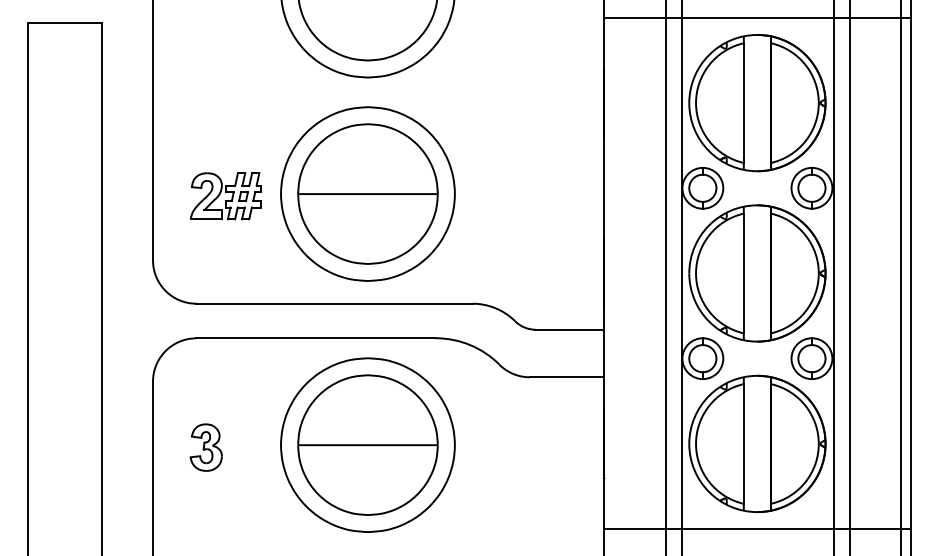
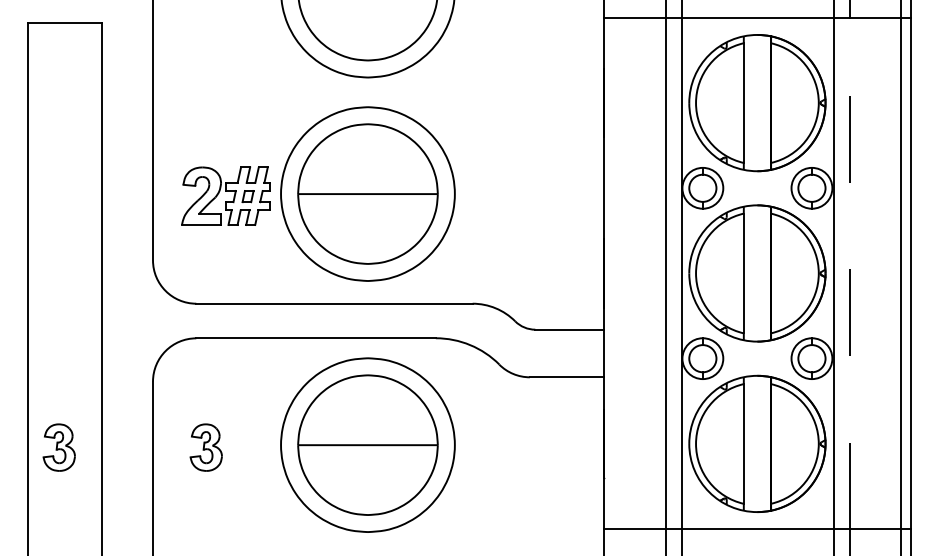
part size: 73x49 px -> 90x60 px (225, 195)
line: solid -> dashed (849, 273)
part: none -> present (58, 447)
